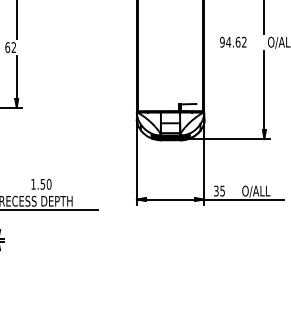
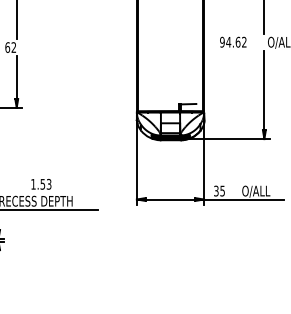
text: 1.50 -> 1.53 (48, 184)
